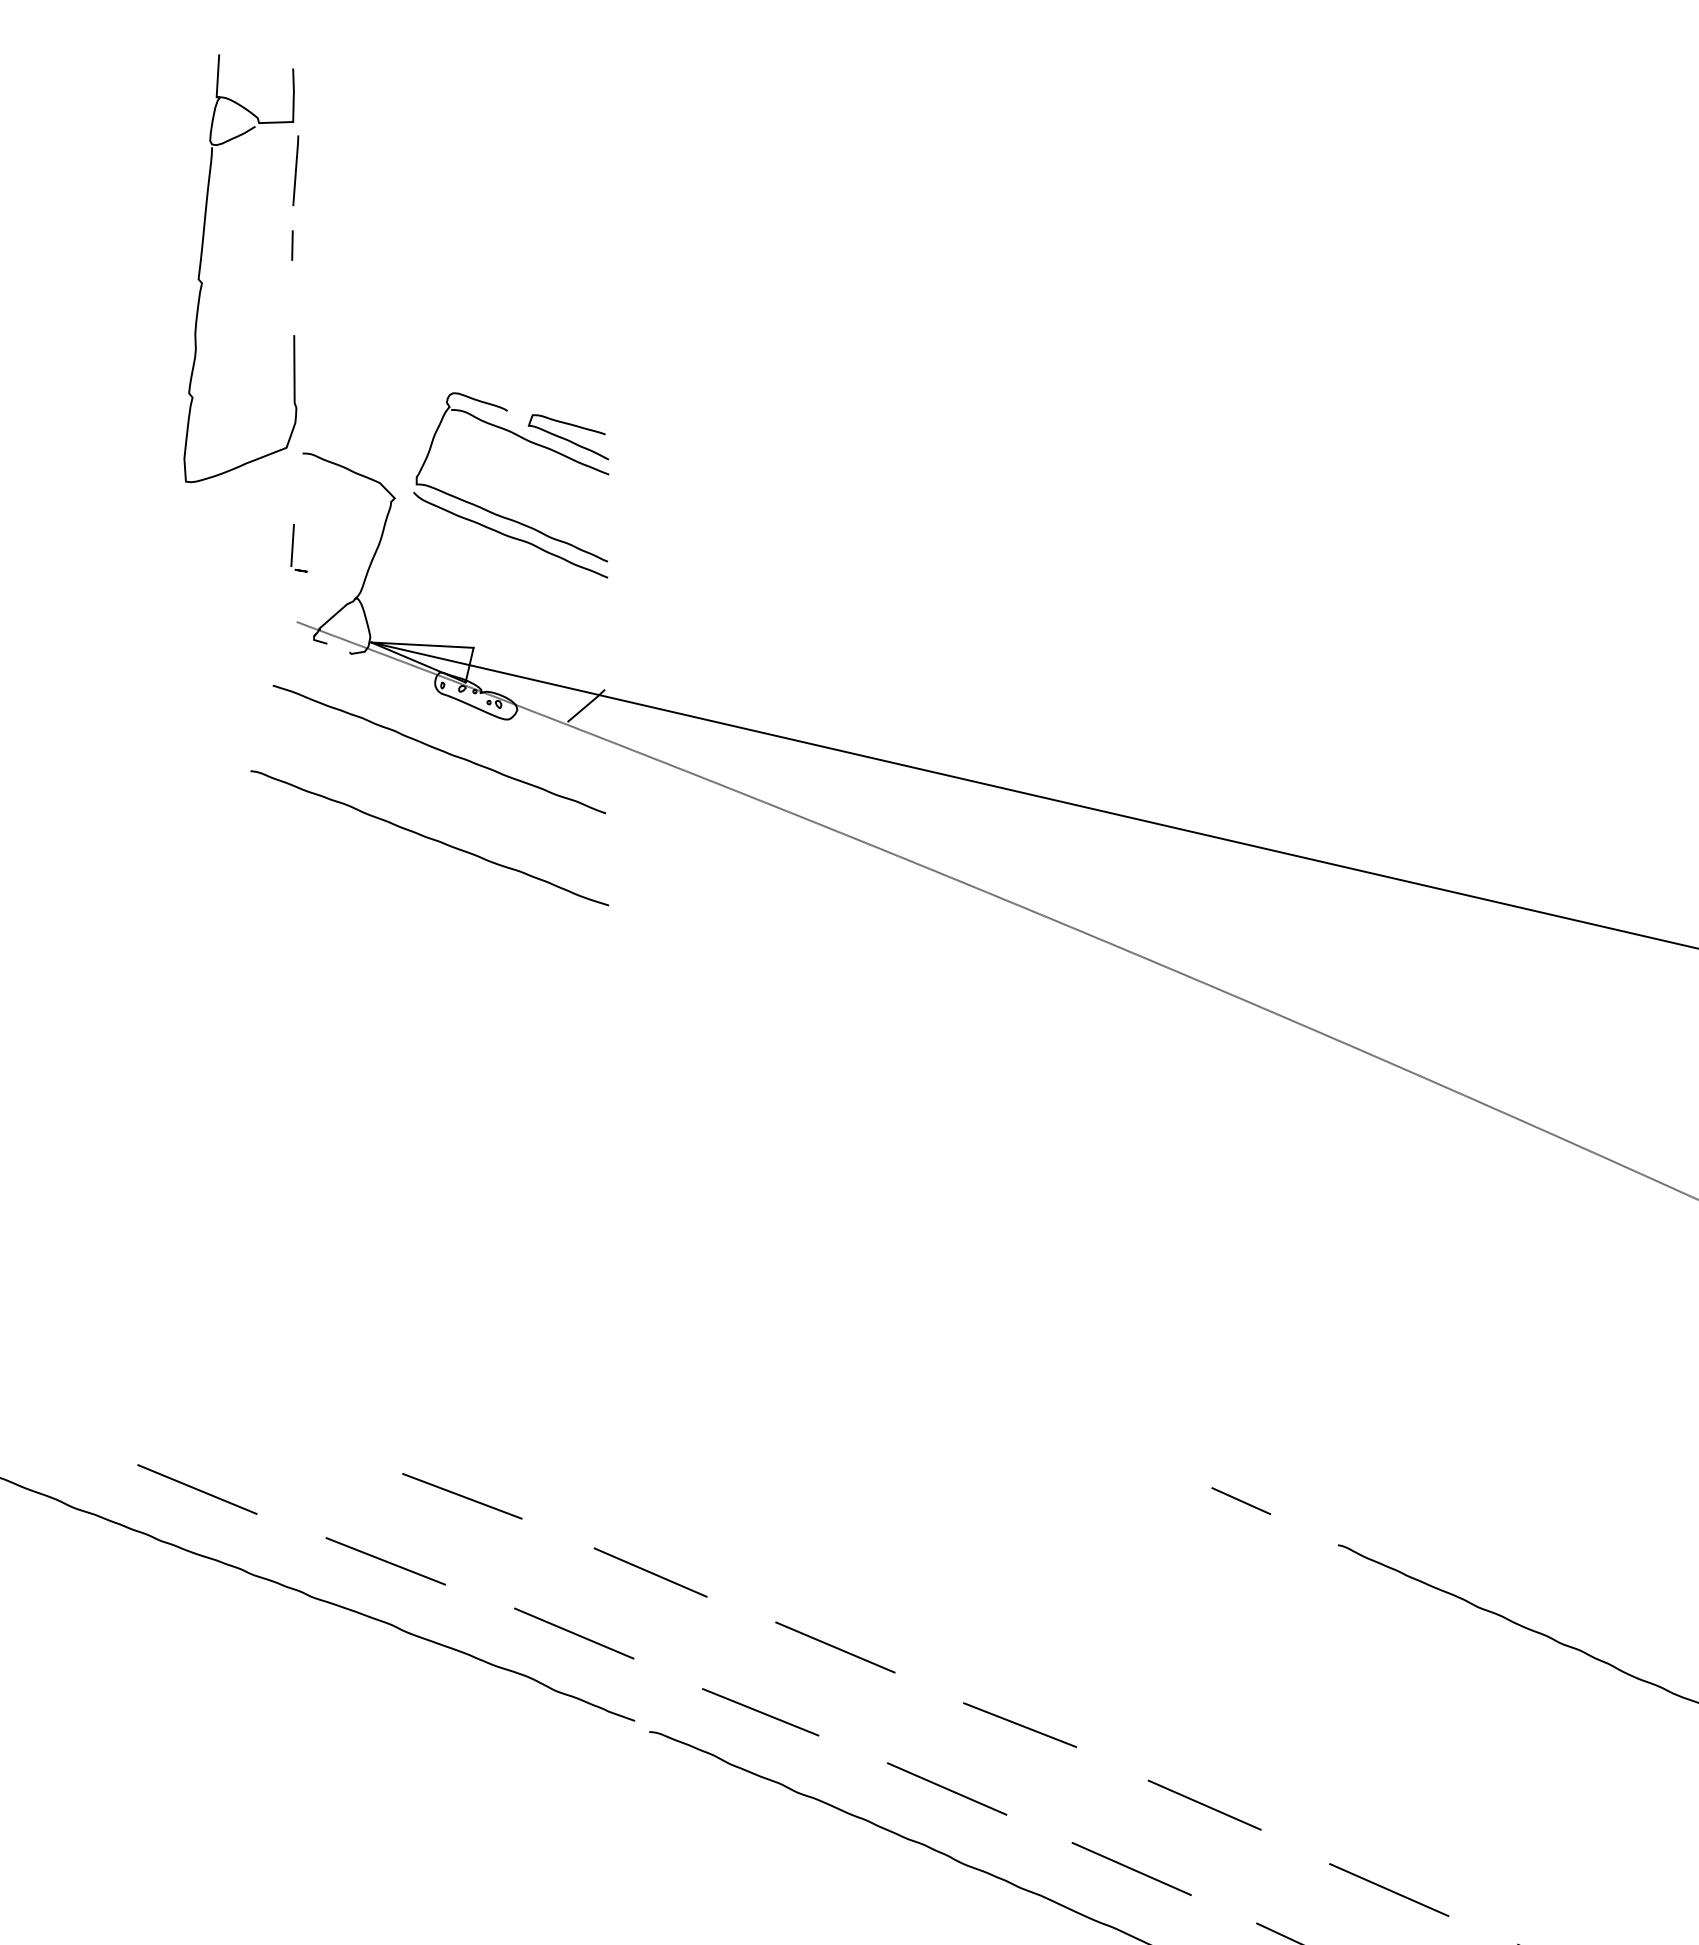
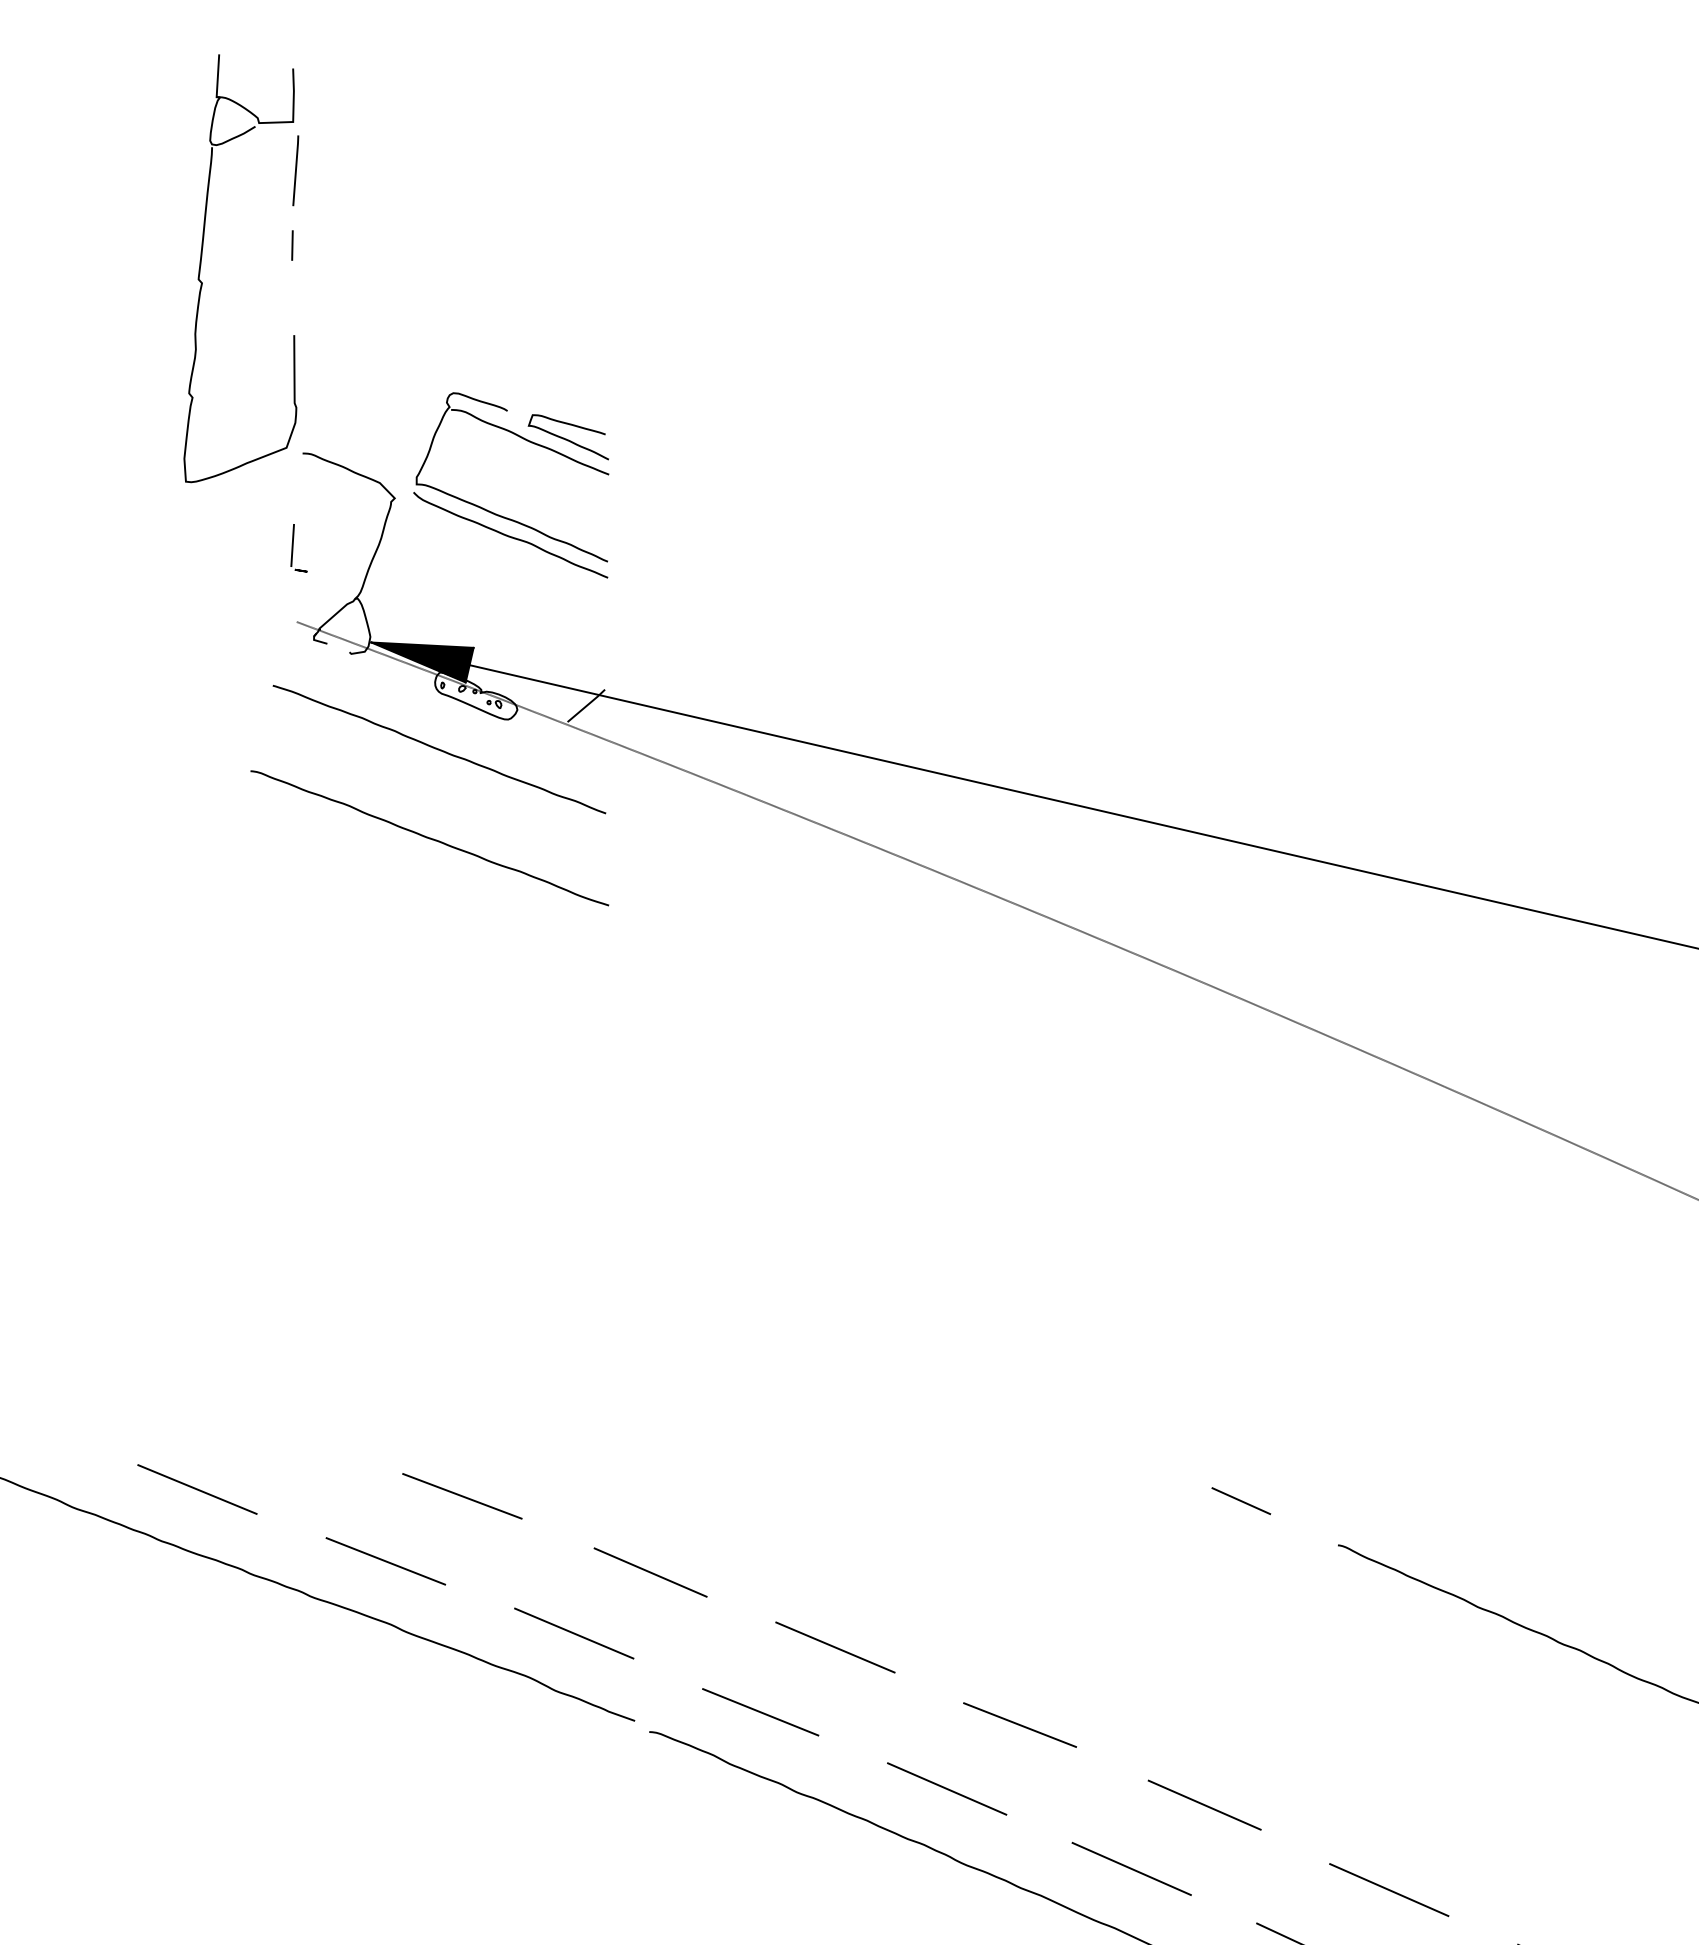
fill: none -> present (422, 662)
